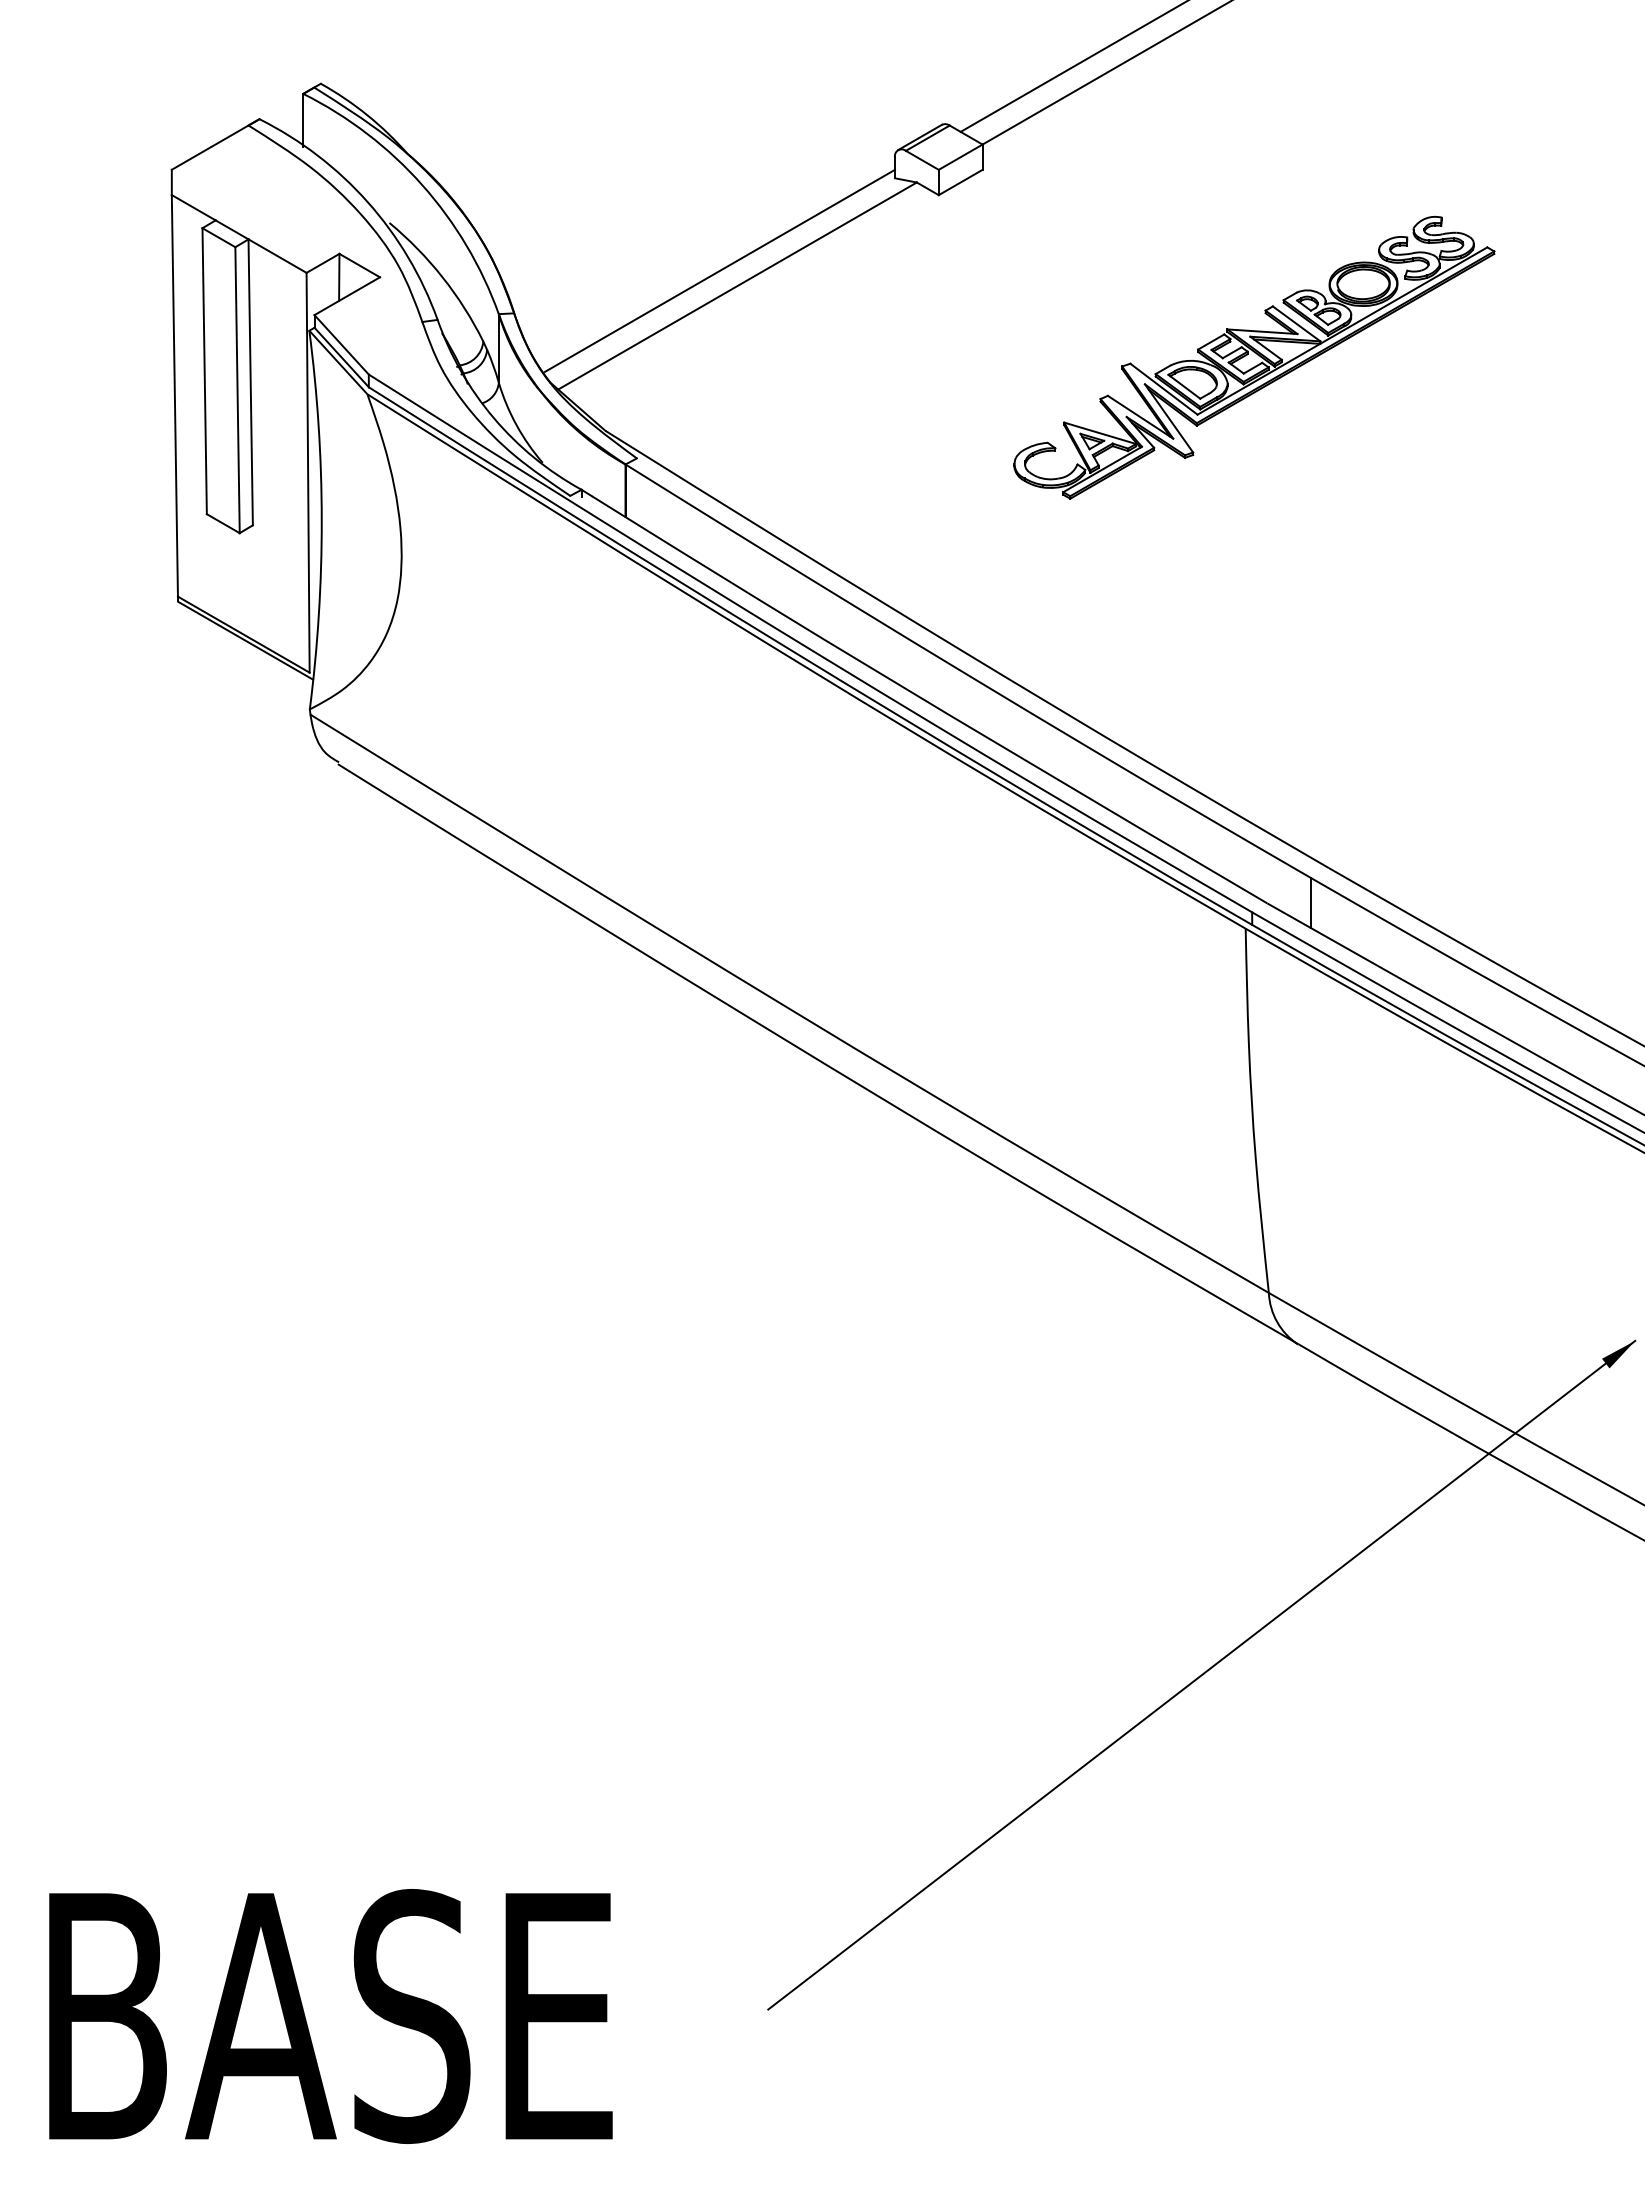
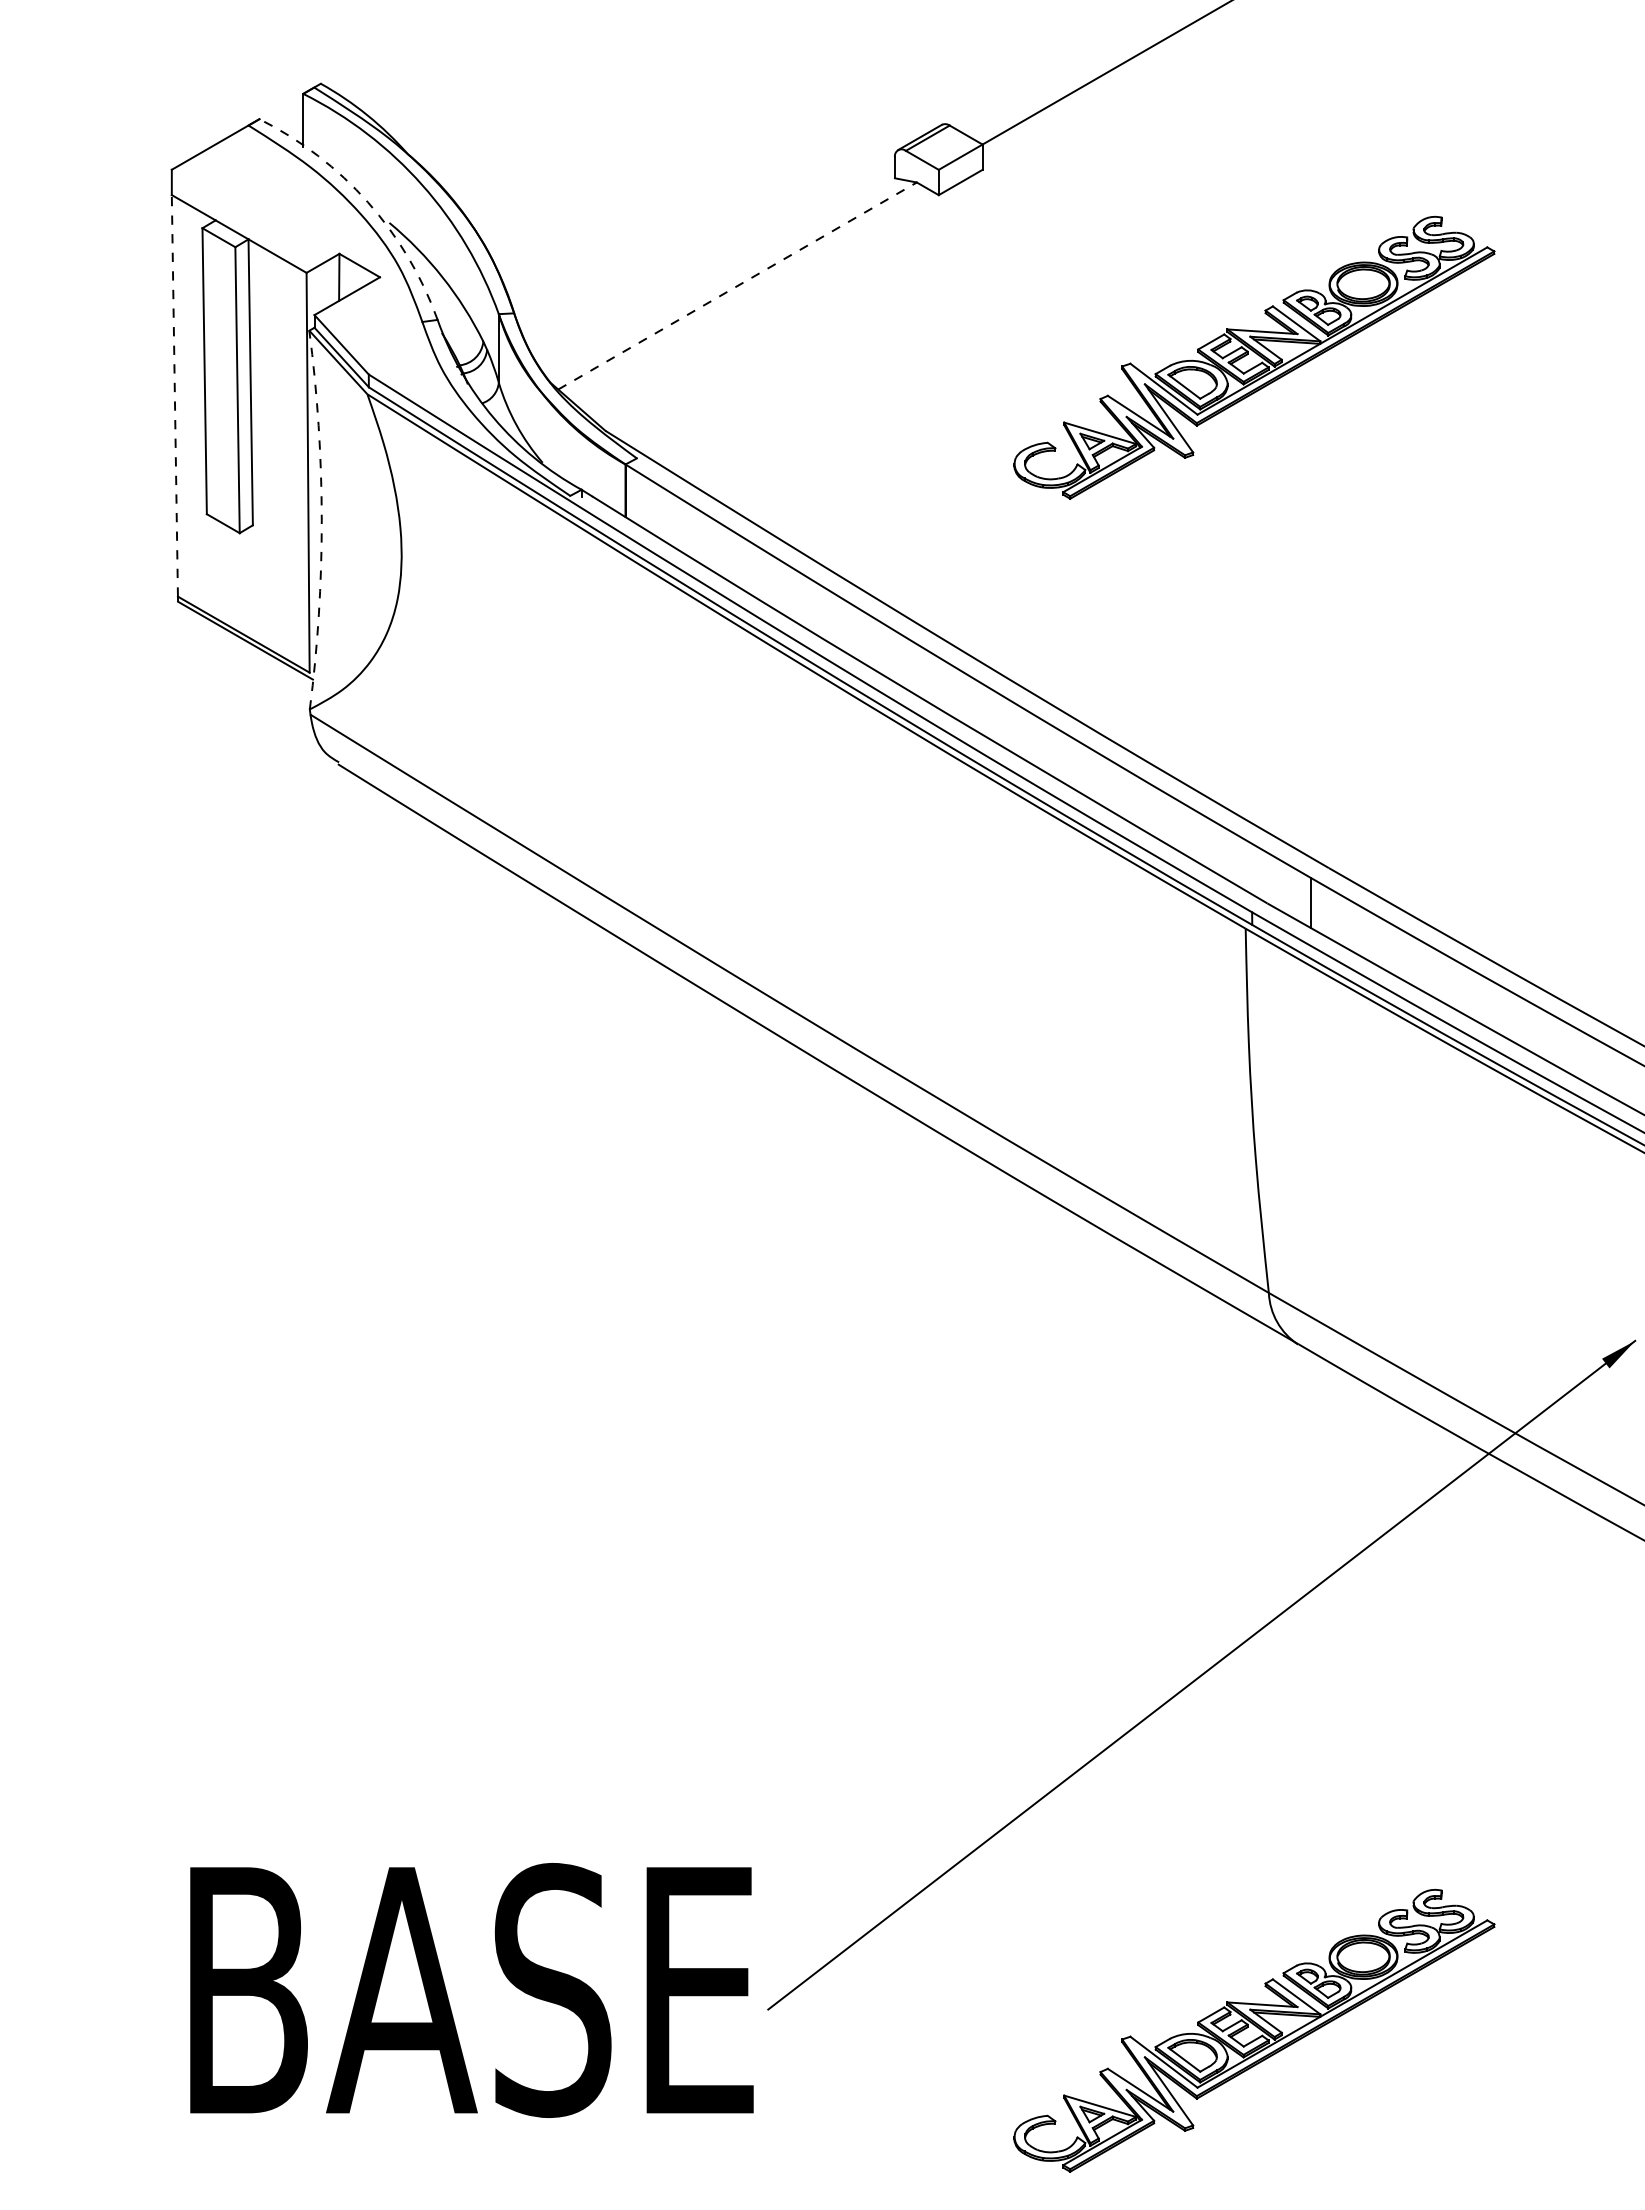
line: present -> none (1072, 66)
arc: solid -> dashed (367, 202)
line: present -> none (719, 270)
line: solid -> dashed (737, 285)
line: solid -> dashed (174, 395)
arc: solid -> dashed (321, 520)
text position: (330, 2016) -> (471, 1990) (471, 1990)
part: none -> present (1254, 2030)
